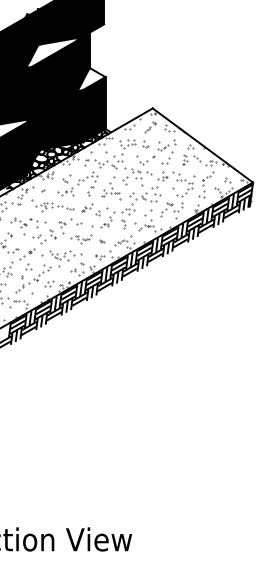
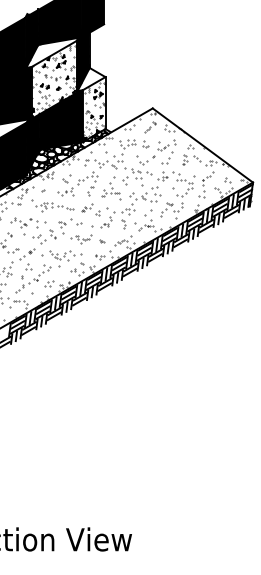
fill: present -> none (53, 79)
fill: present -> none (94, 109)
